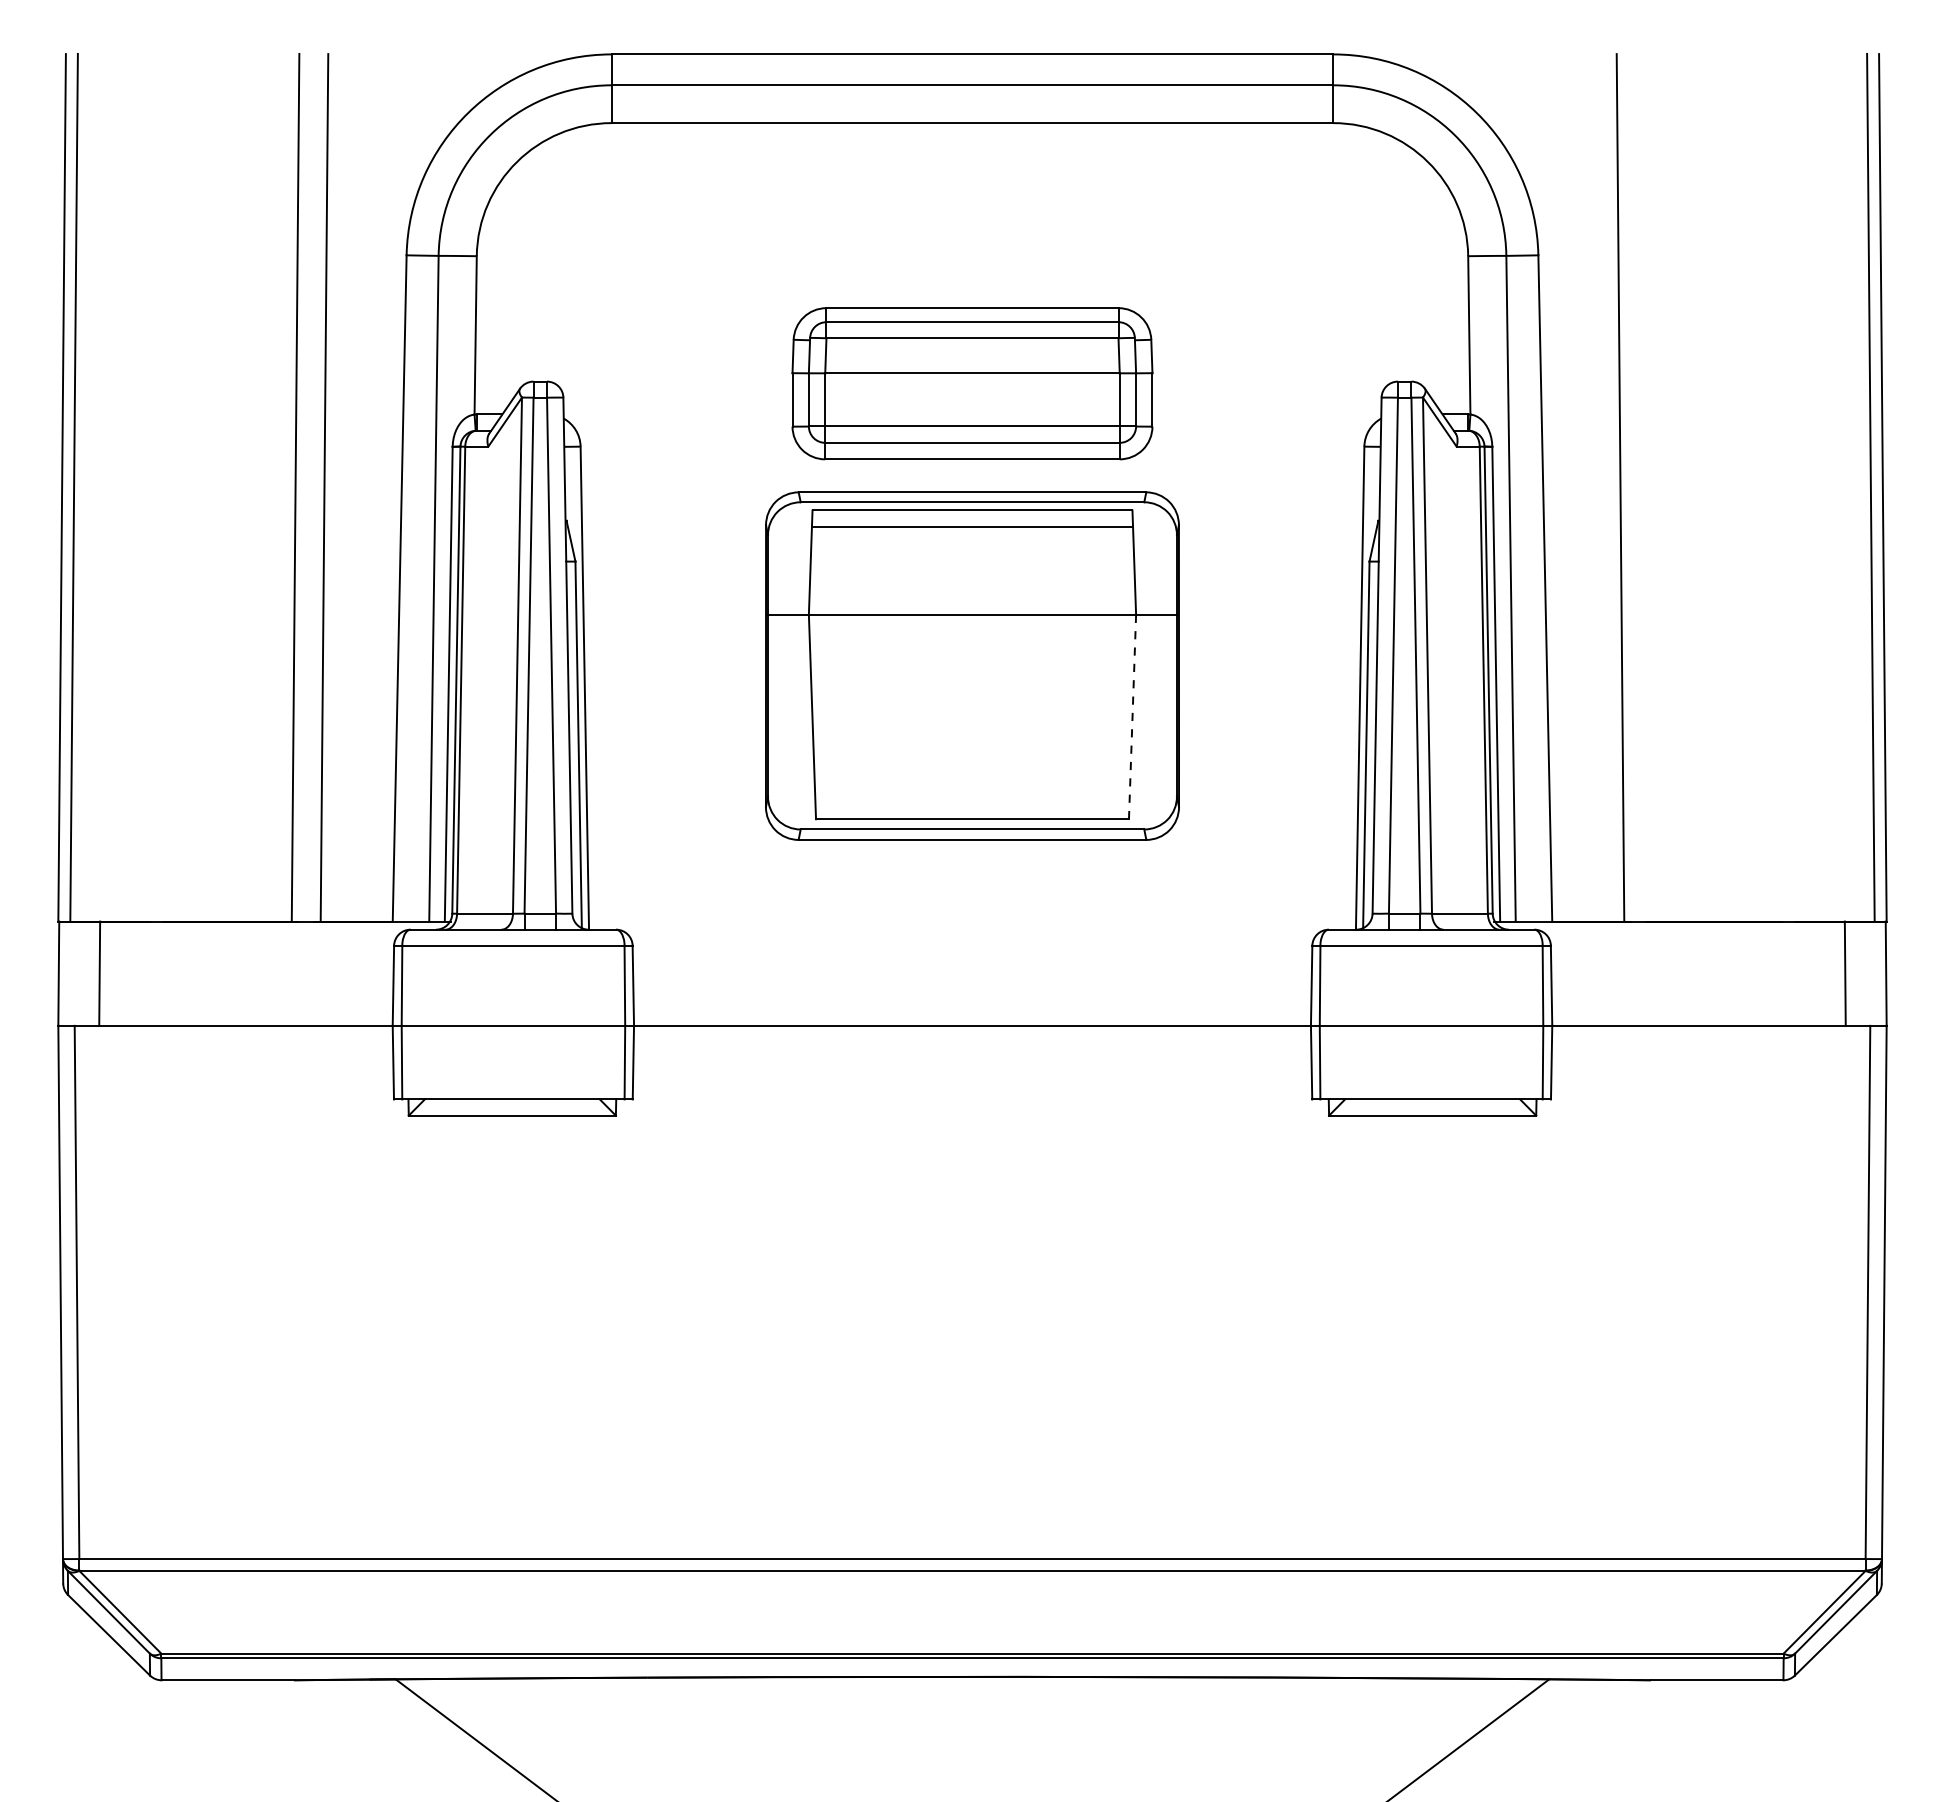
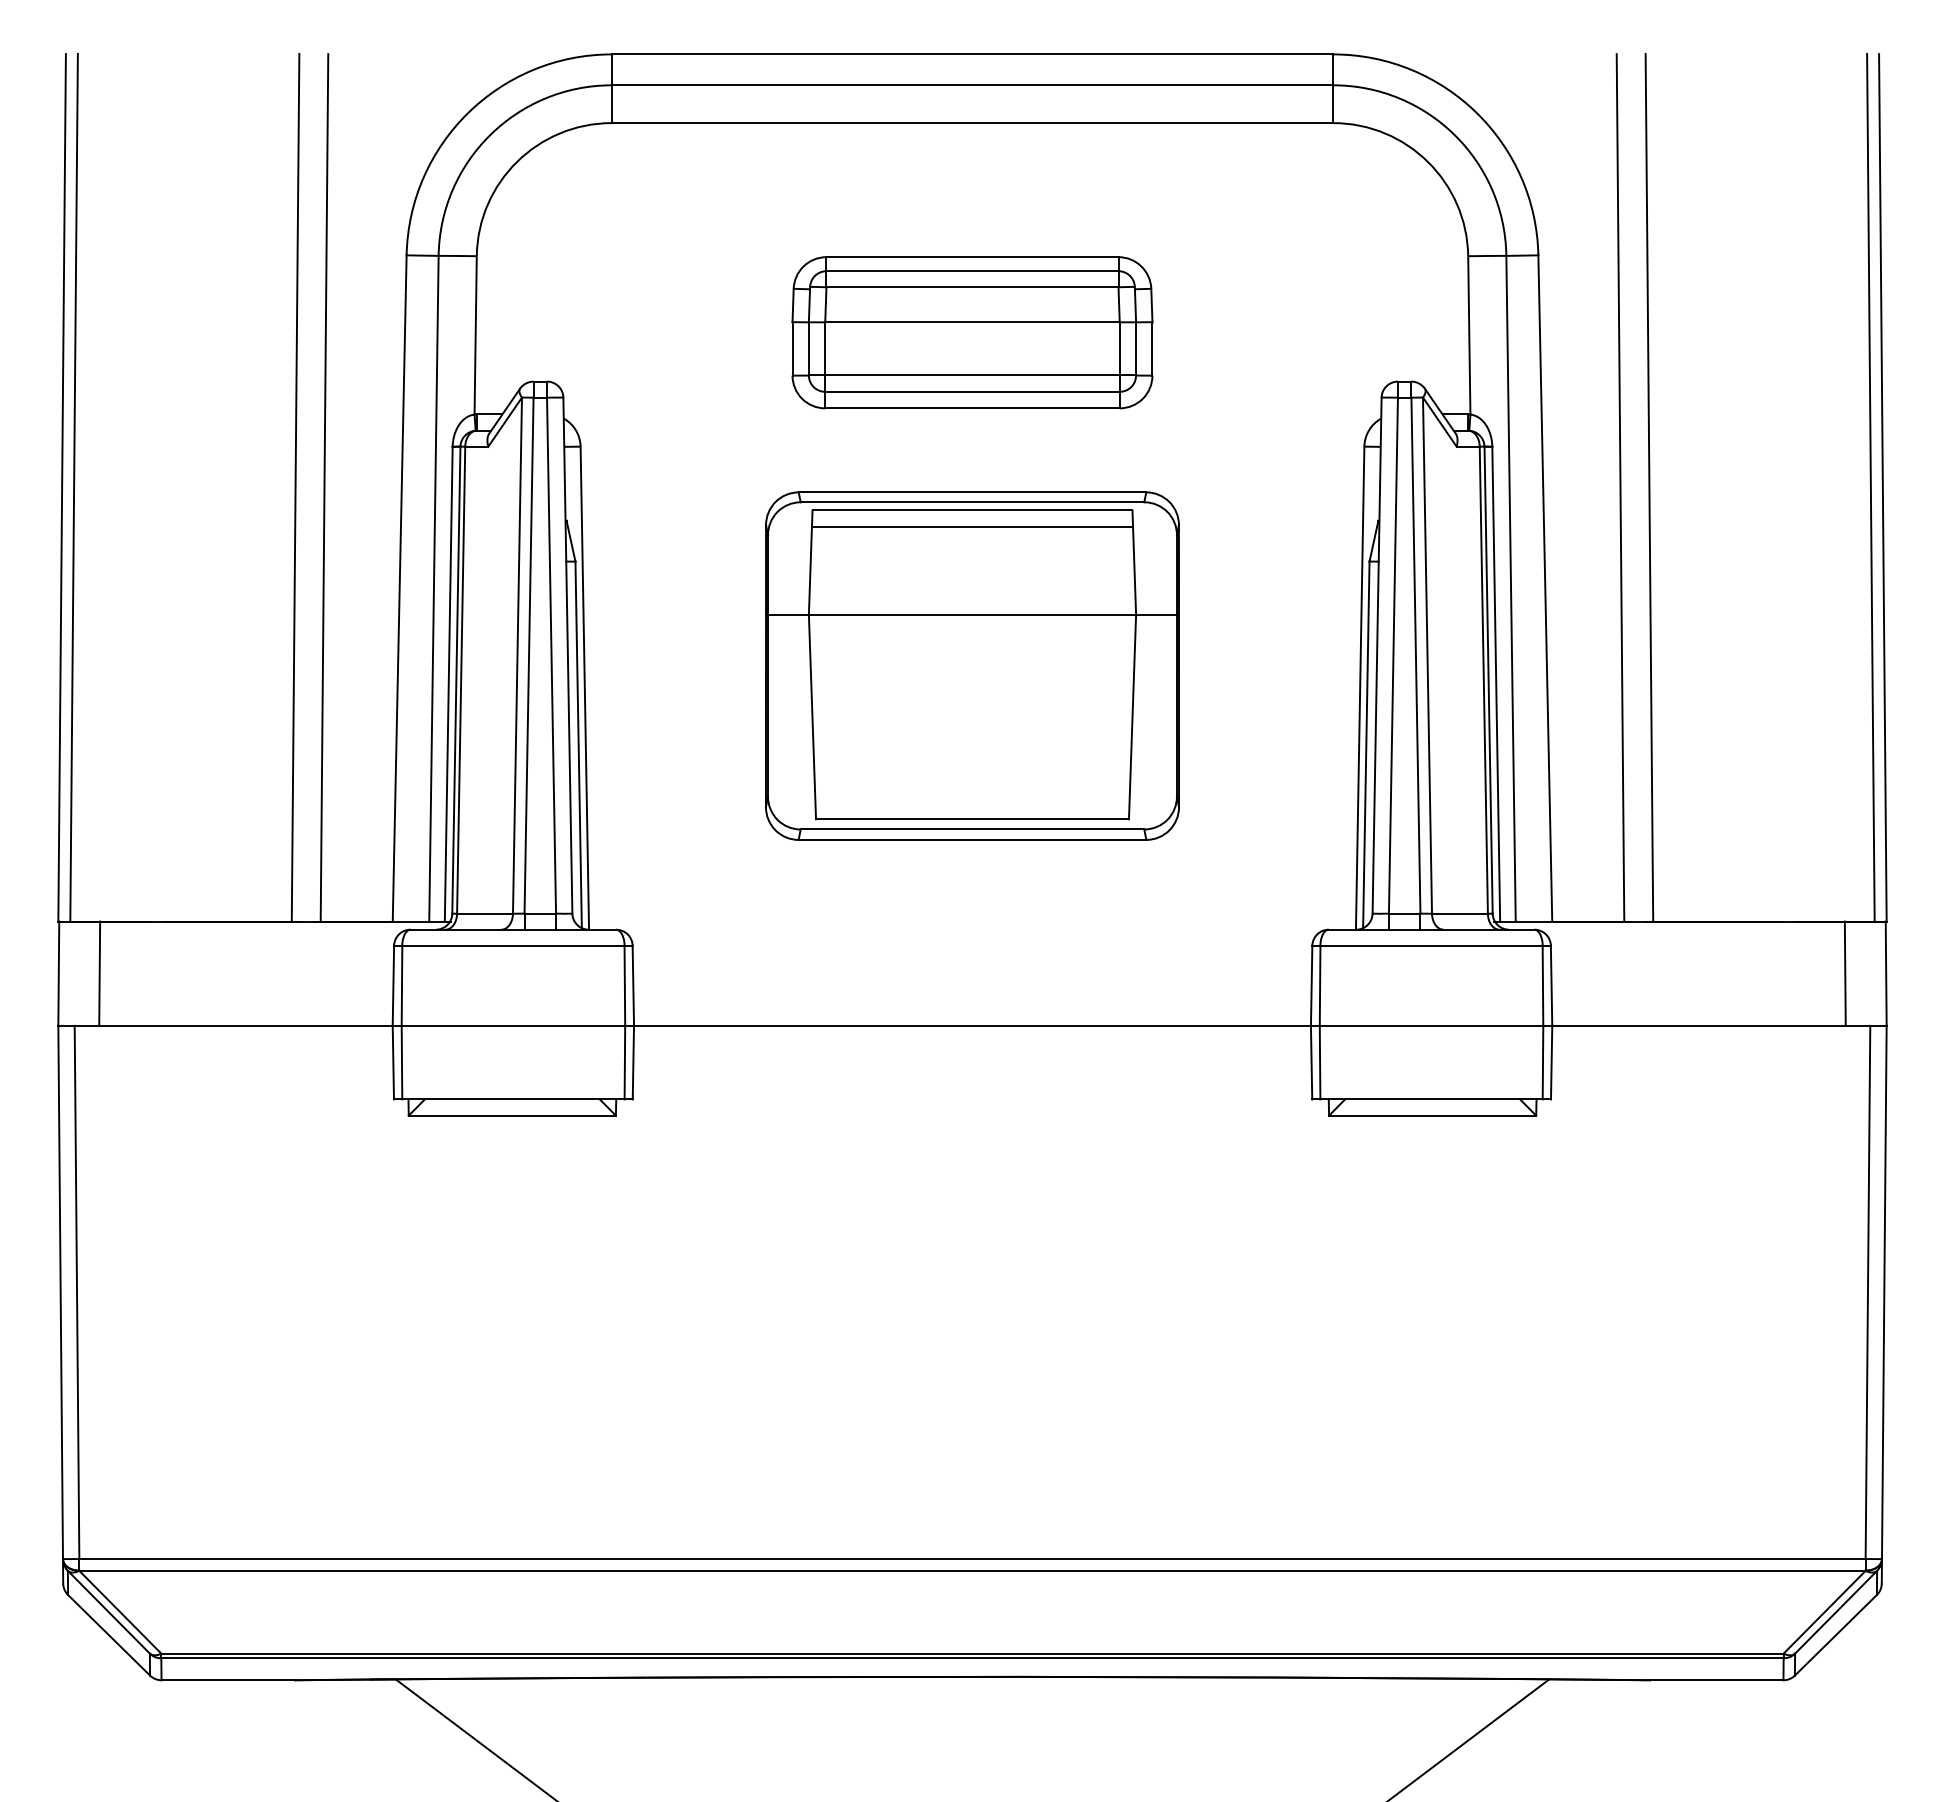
part position: (972, 383) -> (972, 332) (972, 332)
line: none -> present (1649, 487)
line: dashed -> solid (1132, 717)
